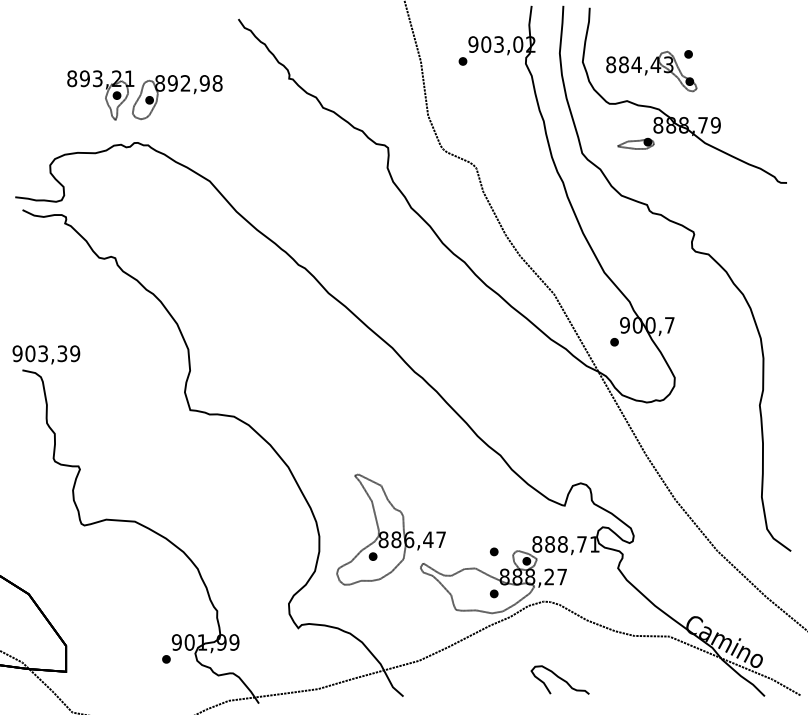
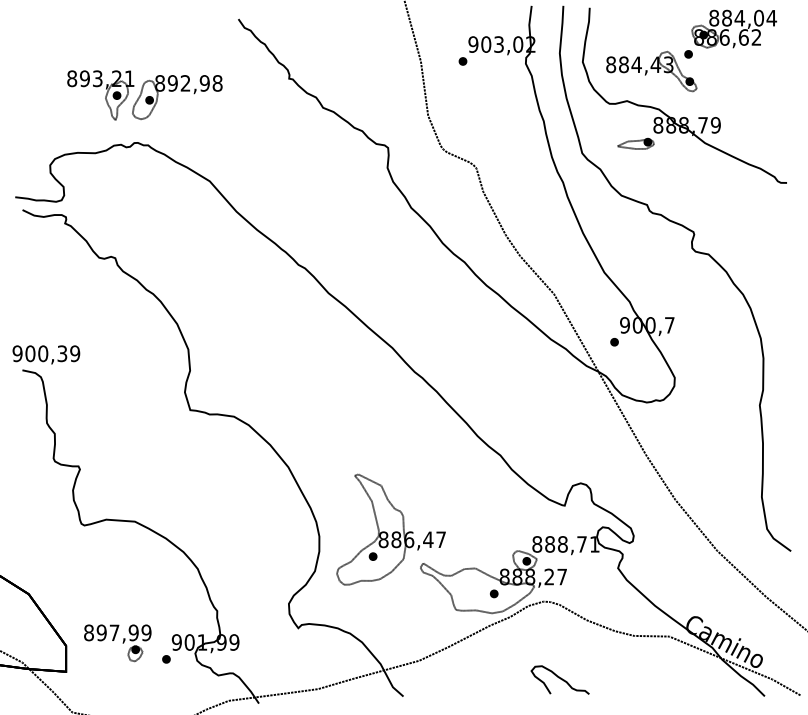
part: none -> present (734, 28)
text: 903,39 -> 900,39 (43, 353)
part: present -> none (494, 551)
part: none -> present (117, 643)
